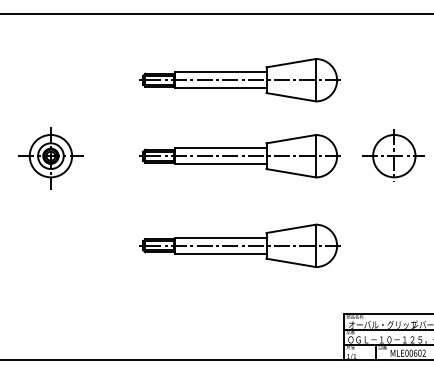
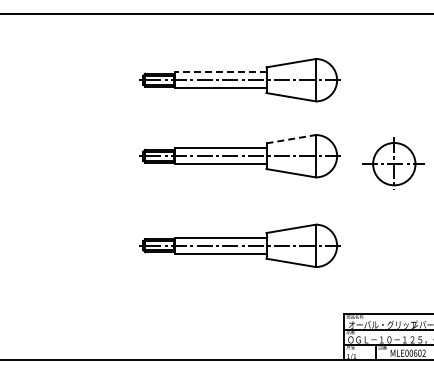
line: solid -> dashed (221, 72)
line: solid -> dashed (291, 139)
part position: (393, 155) -> (393, 163) (393, 163)
part: present -> none (50, 158)
